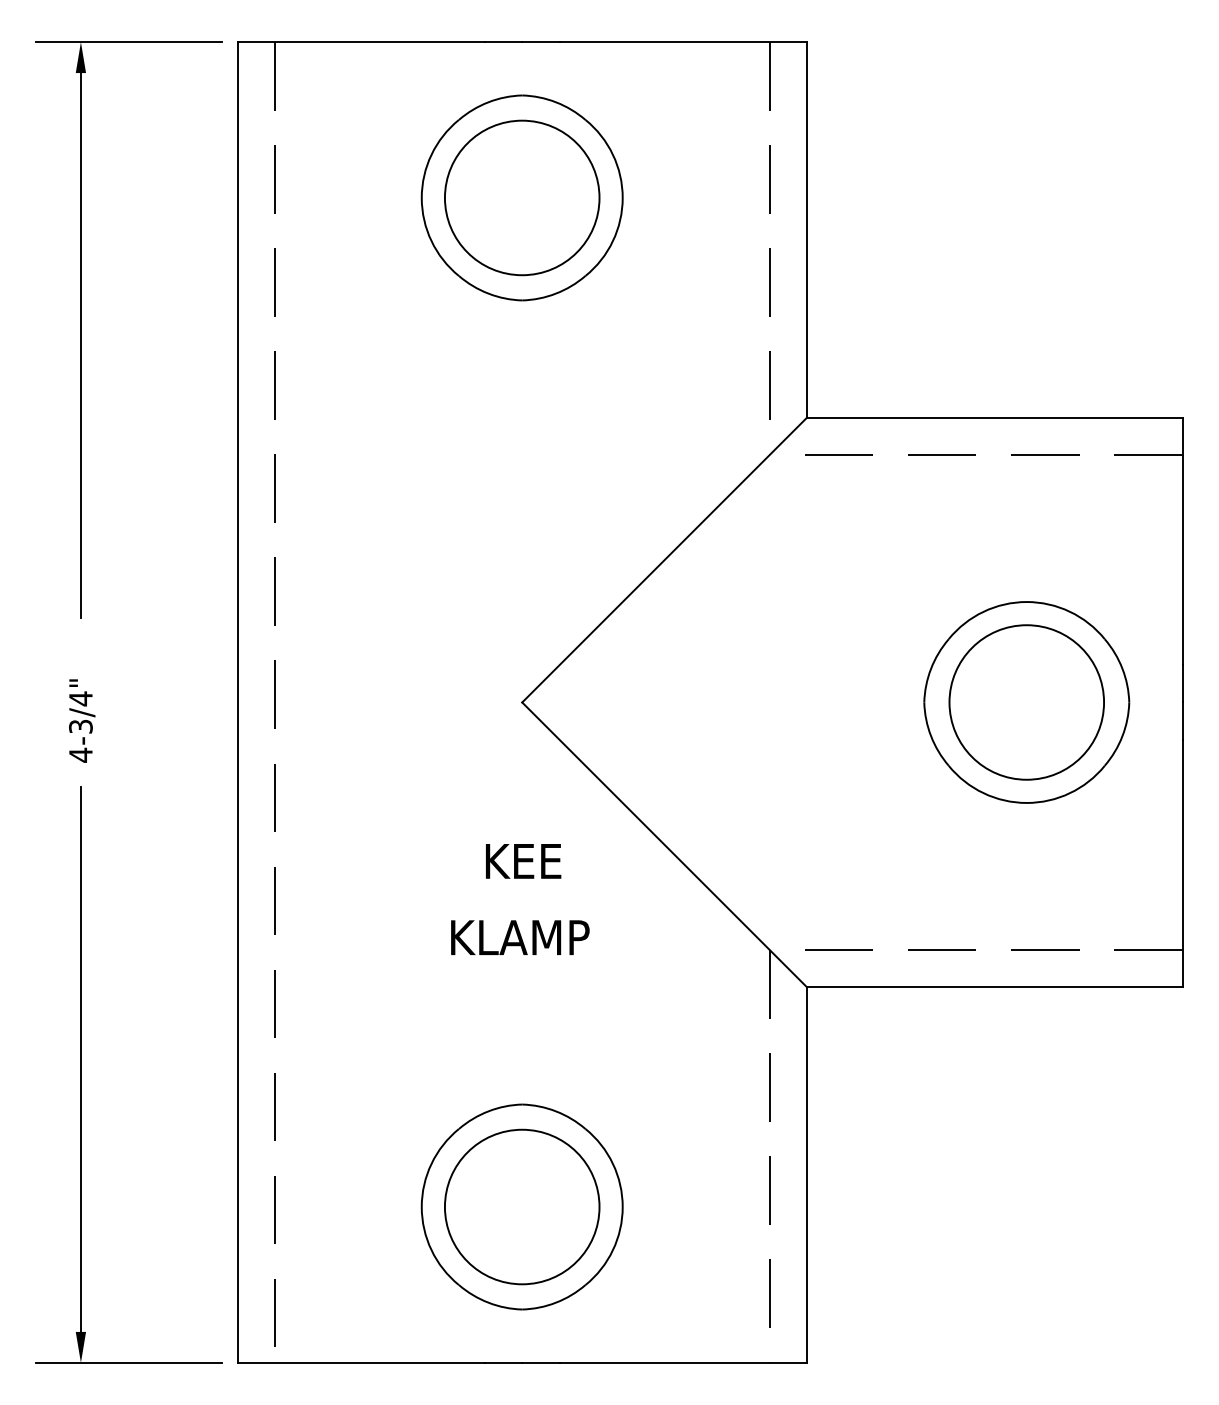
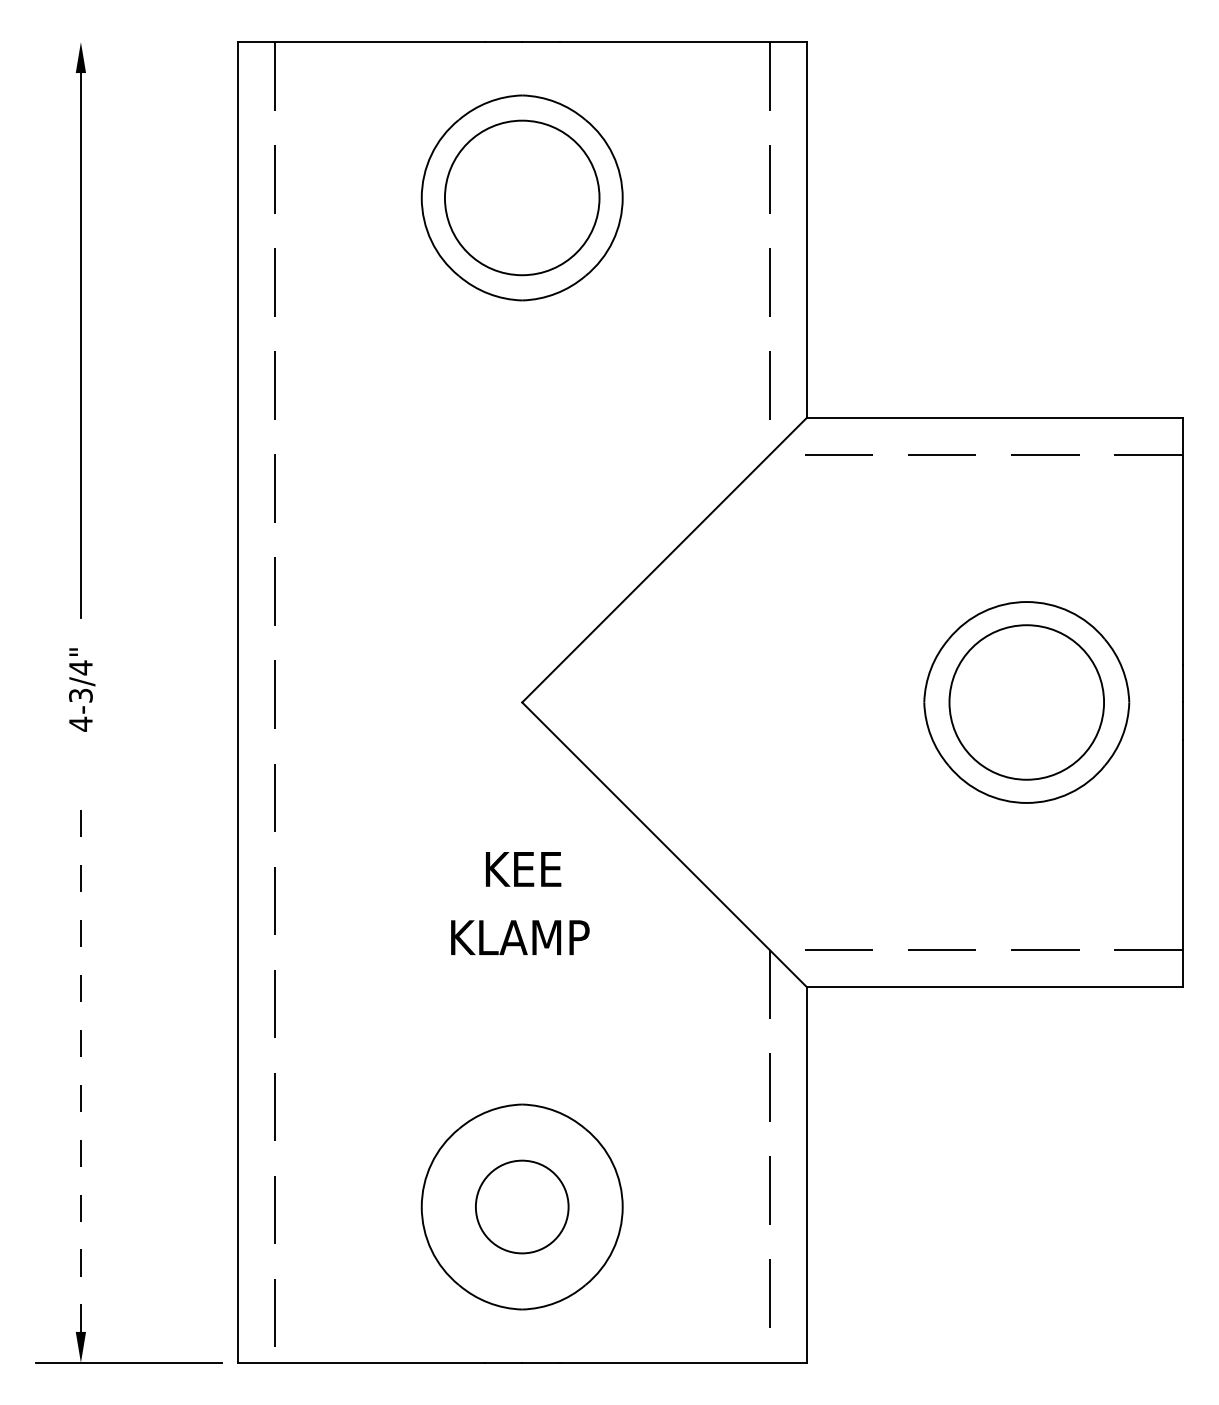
line: present -> none (129, 42)
text position: (82, 720) -> (82, 689) (82, 689)
text position: (523, 861) -> (523, 869) (523, 869)
line: solid -> dashed (80, 1059)
circle diameter: 155 px -> 93 px (521, 1206)
